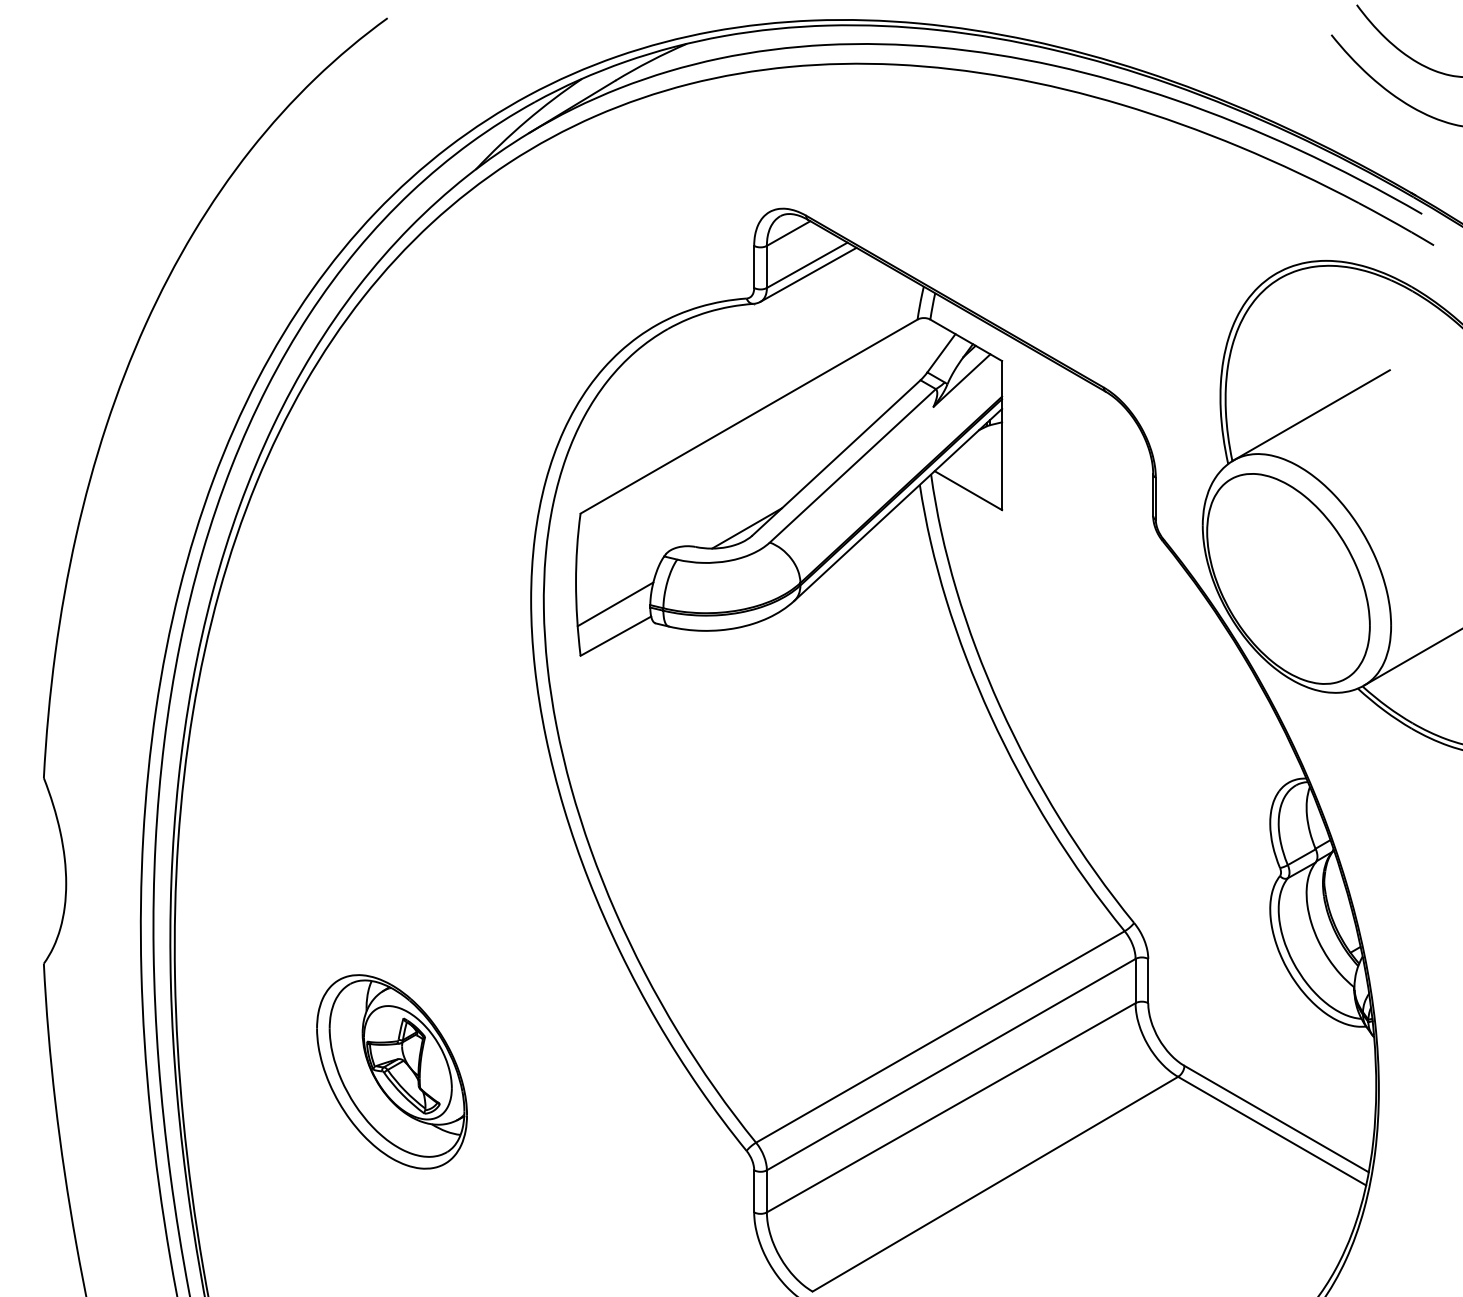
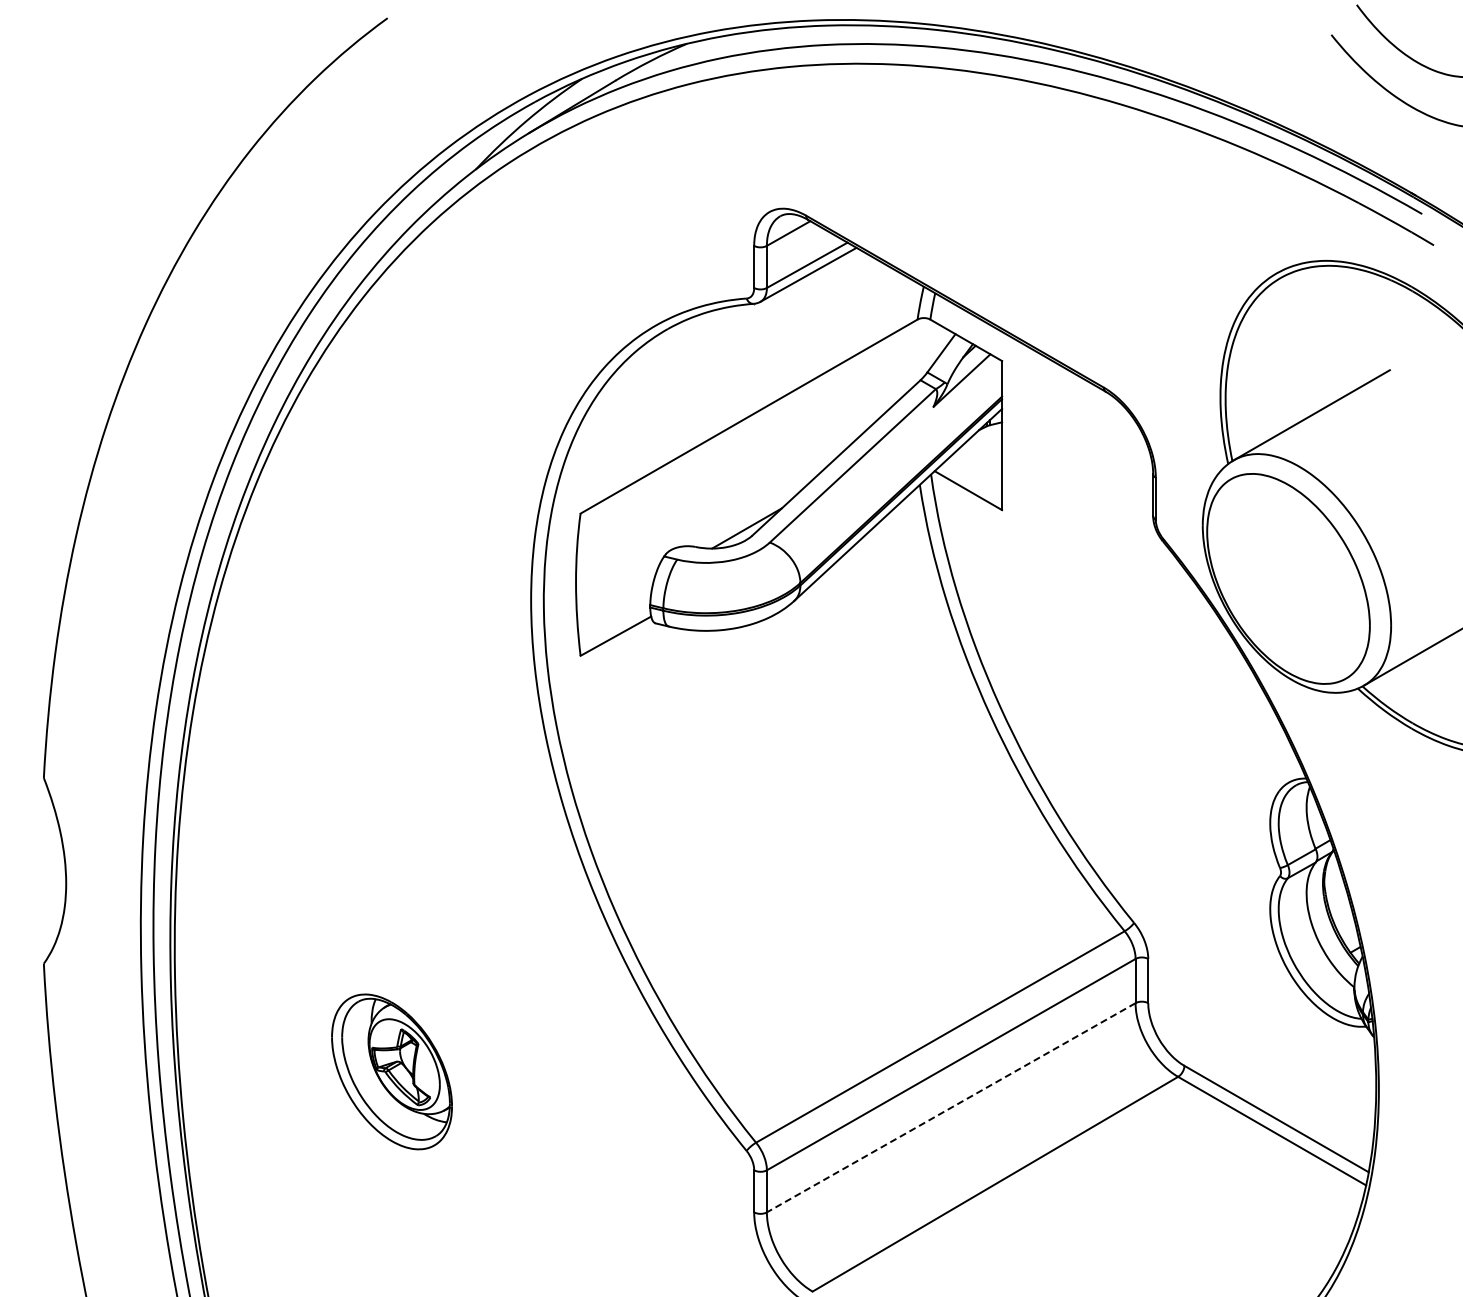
line: present -> none (615, 604)
part size: 152x196 px -> 122x158 px (391, 1071)
line: solid -> dashed (951, 1107)
